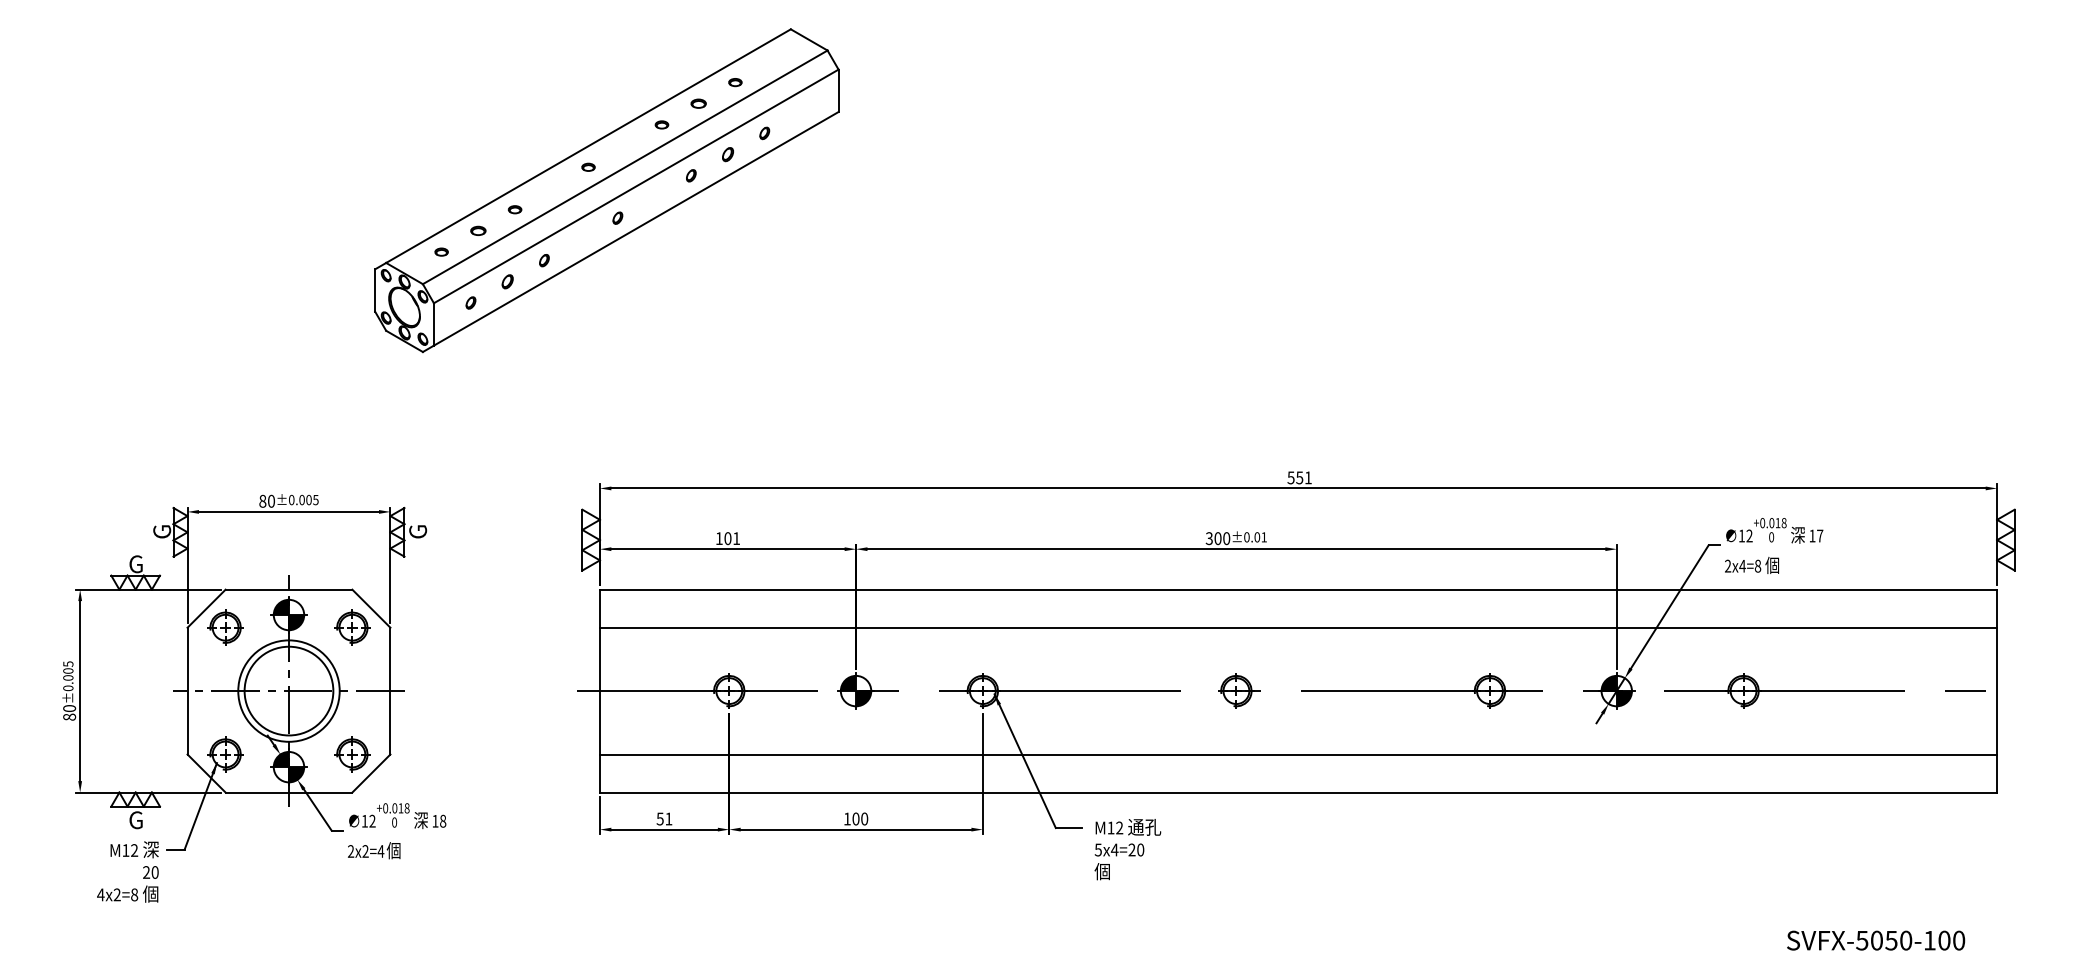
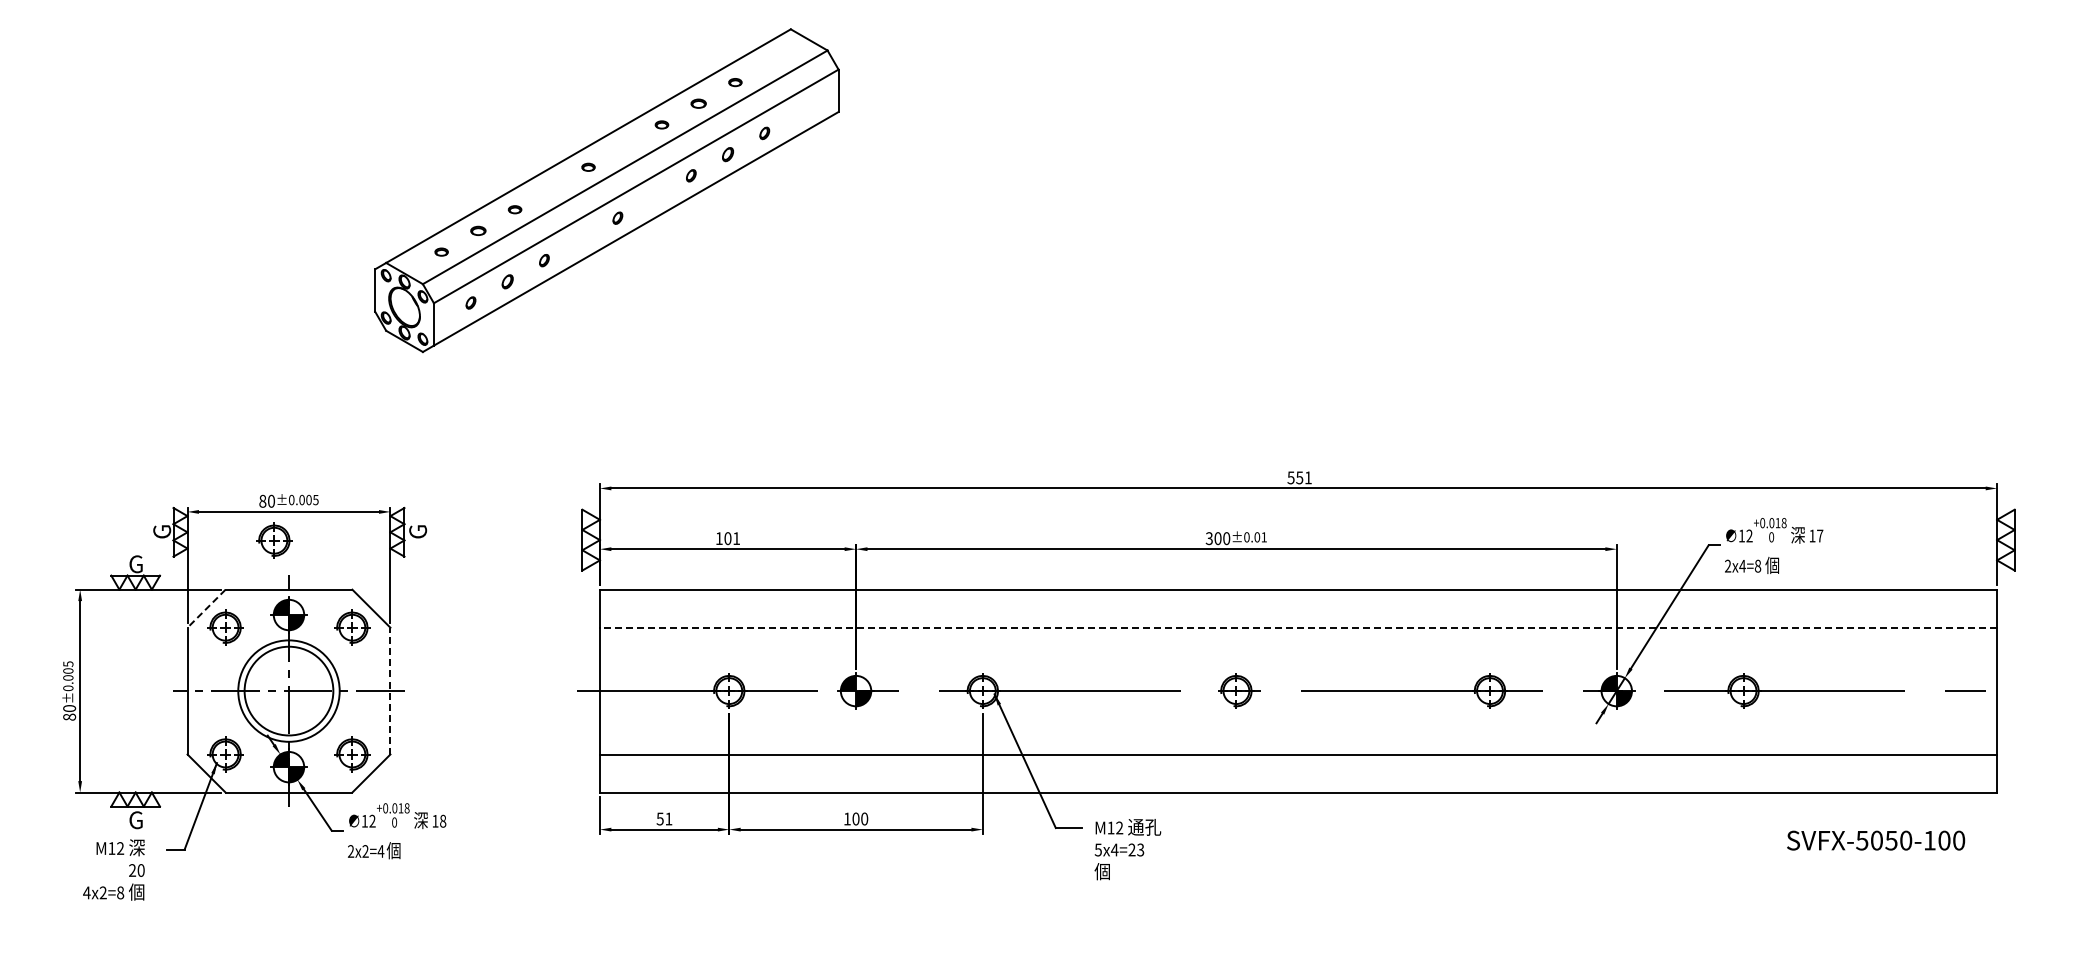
part: none -> present (274, 540)
line: solid -> dashed (206, 608)
line: solid -> dashed (1298, 627)
line: solid -> dashed (390, 690)
text: 5x4=20 -> 5x4=23 (1140, 849)
text position: (127, 871) -> (113, 869) (113, 869)
text position: (1876, 940) -> (1876, 840) (1876, 840)
